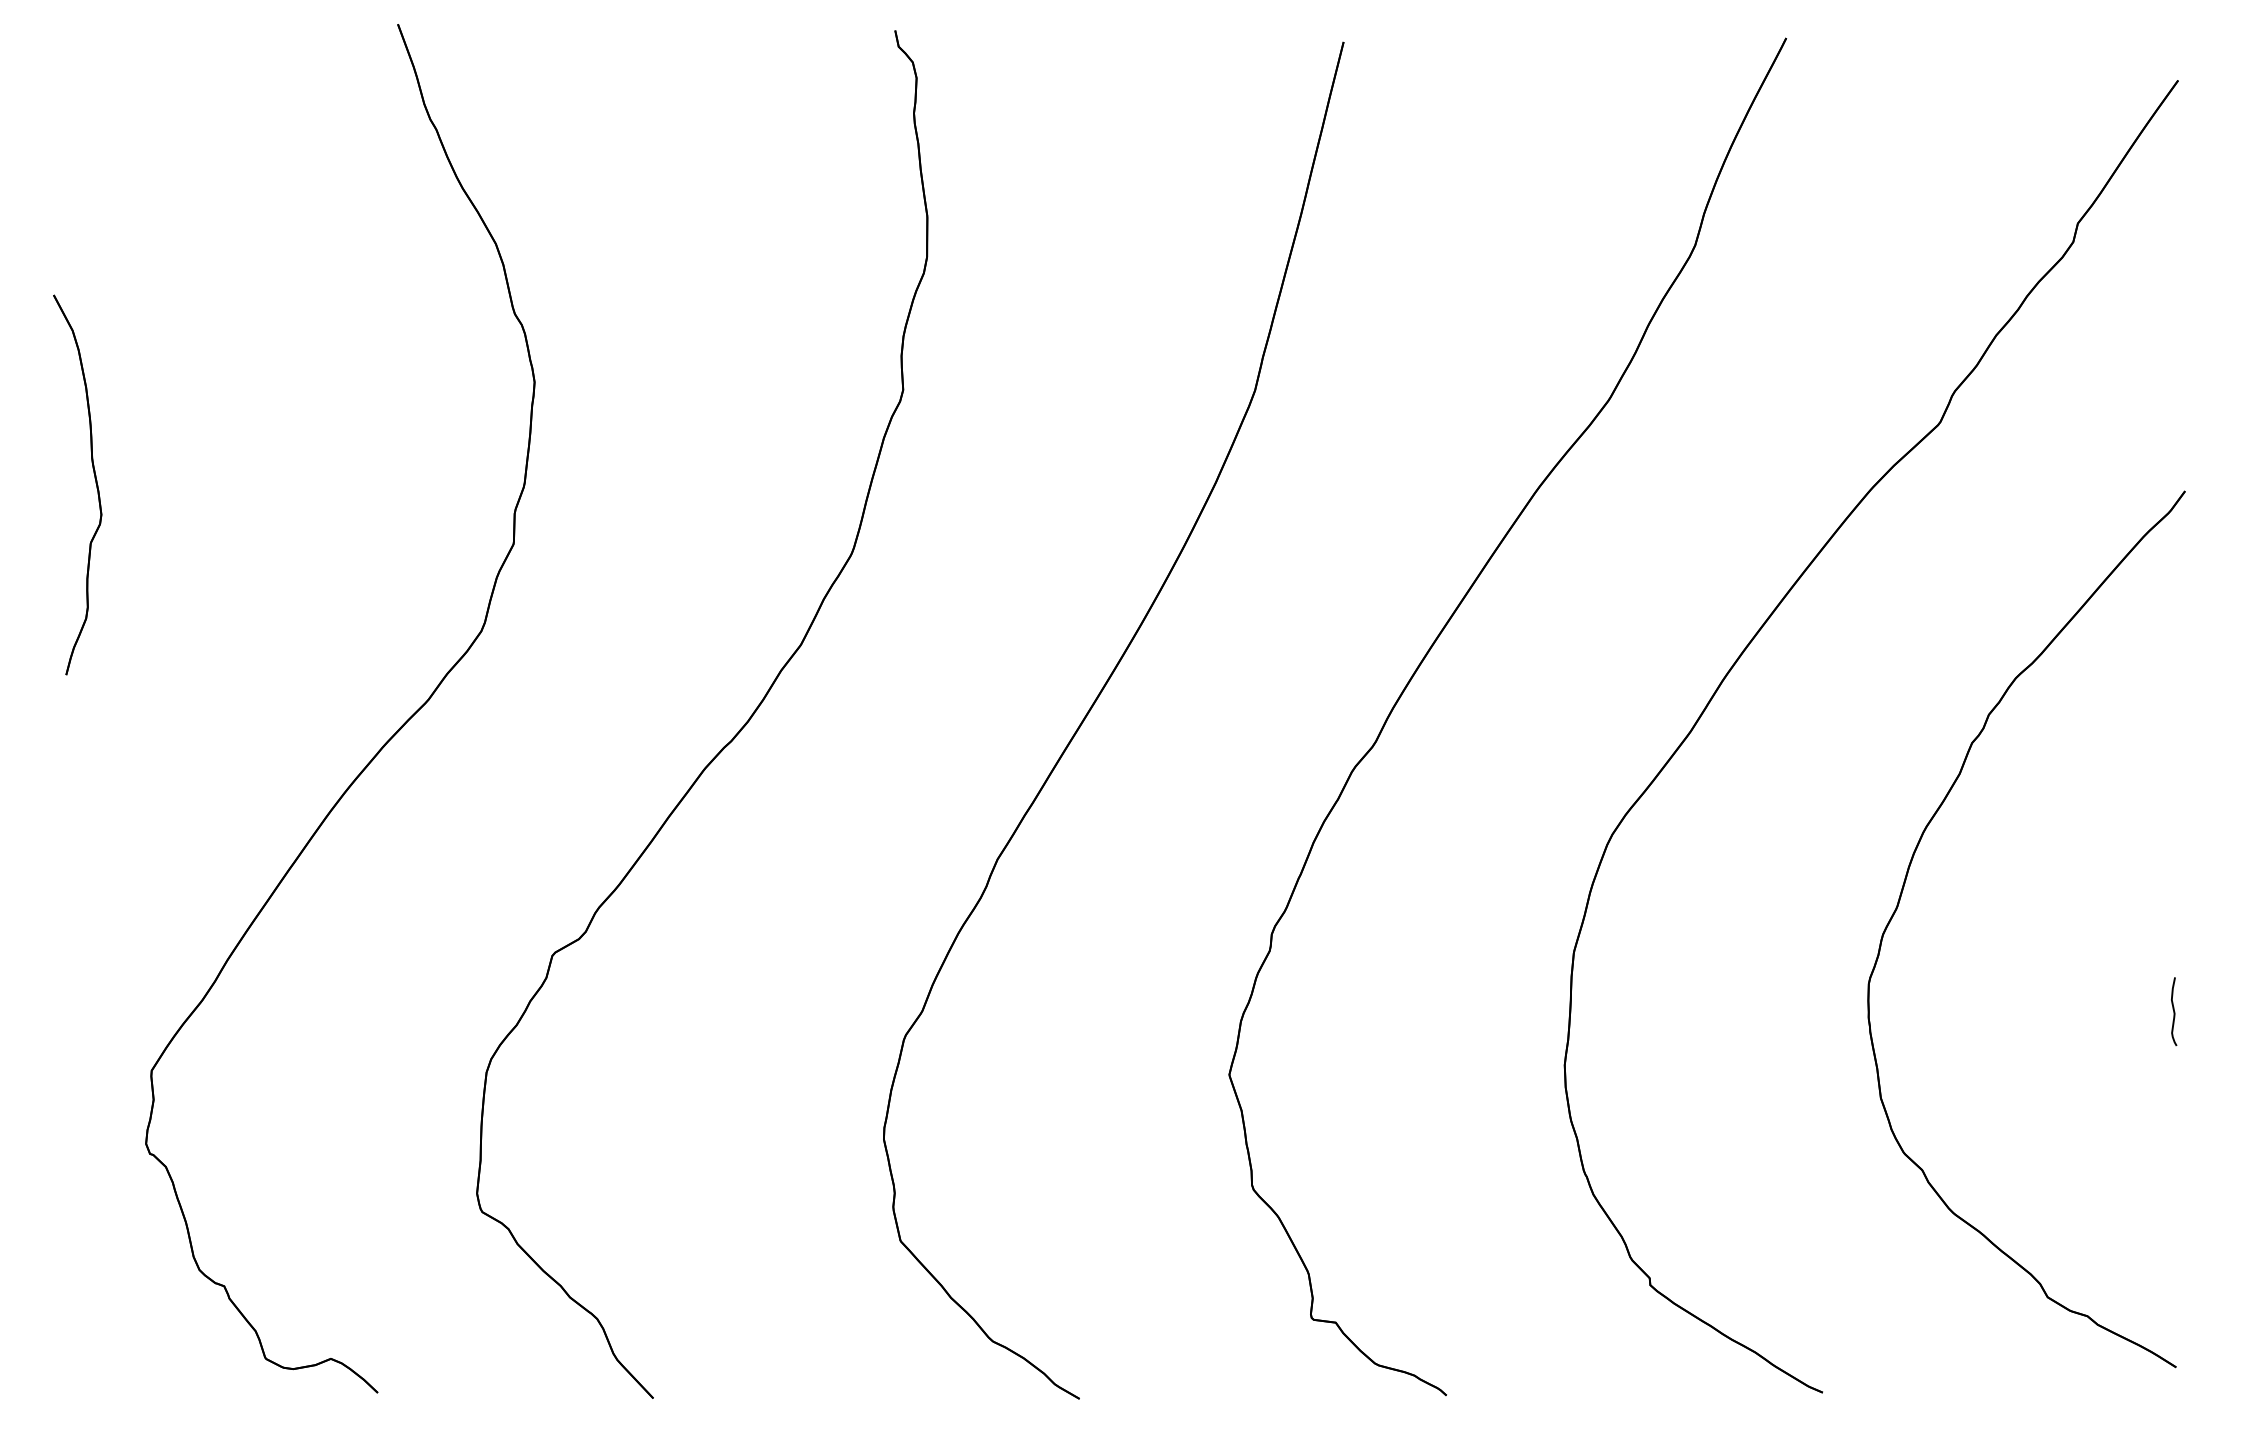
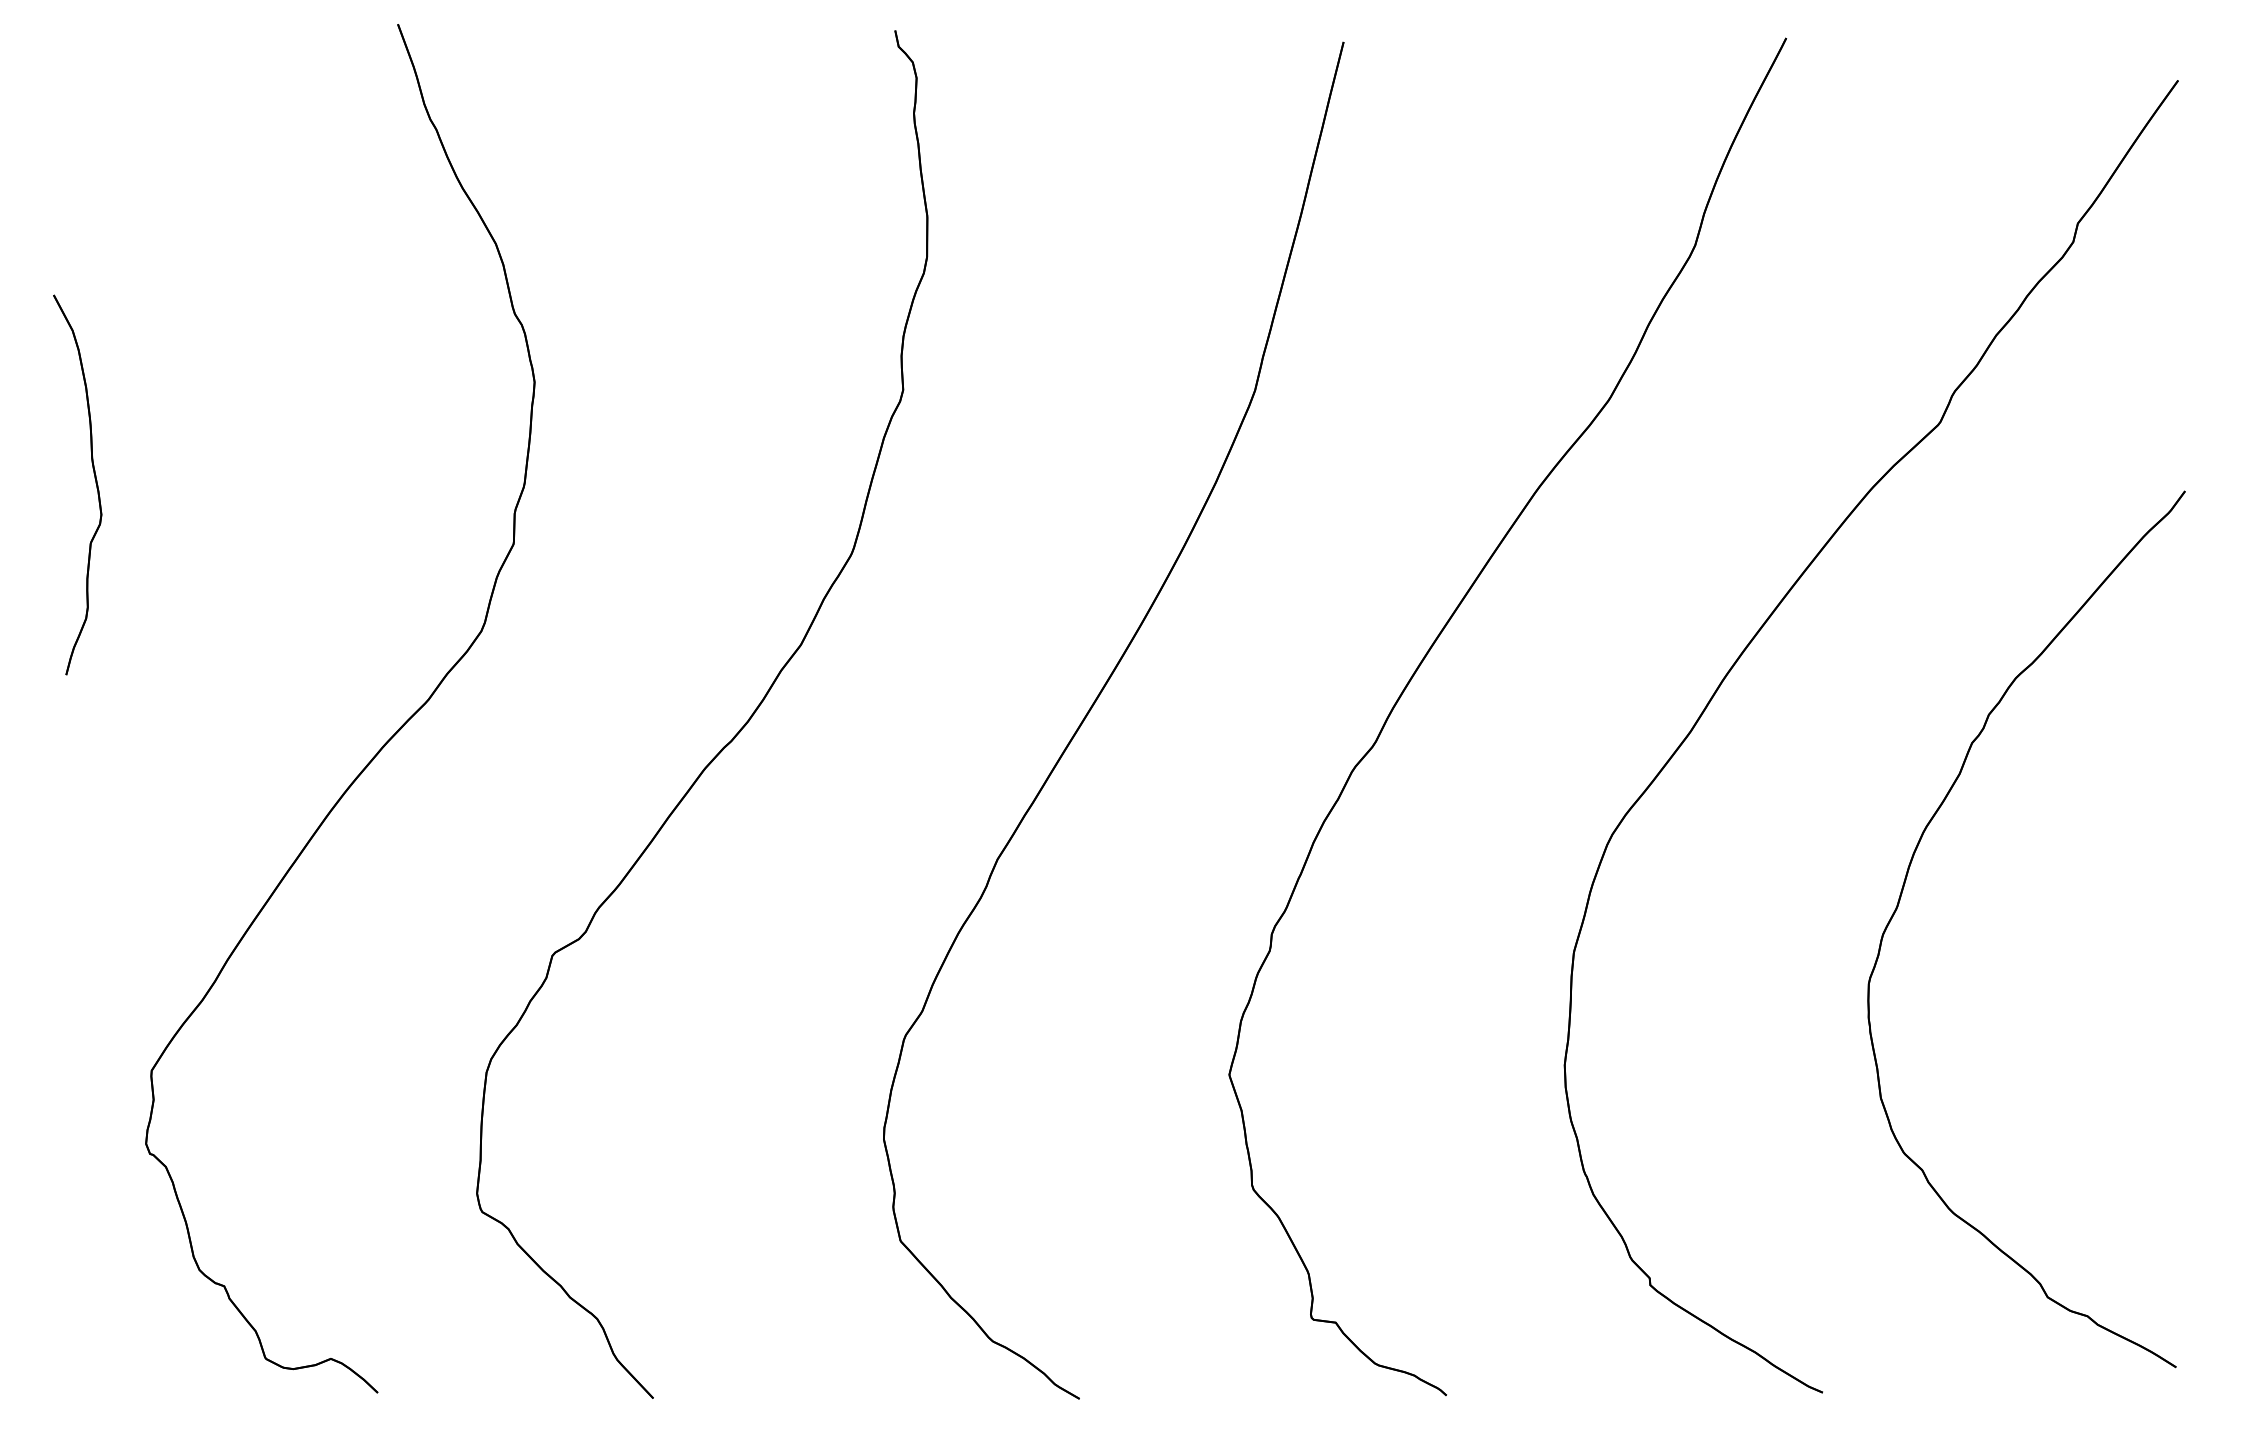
curve: present -> none (2174, 1011)
